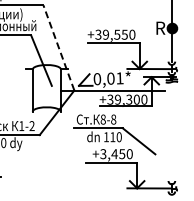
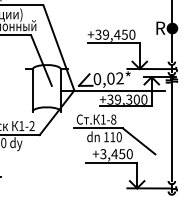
text: +39,550 -> +39,450 (116, 34)
line: dashed -> solid (58, 47)
text: 0,01* -> 0,02* (119, 78)
text: 8-8 -> 1-8 (102, 119)
line: none -> present (171, 131)
